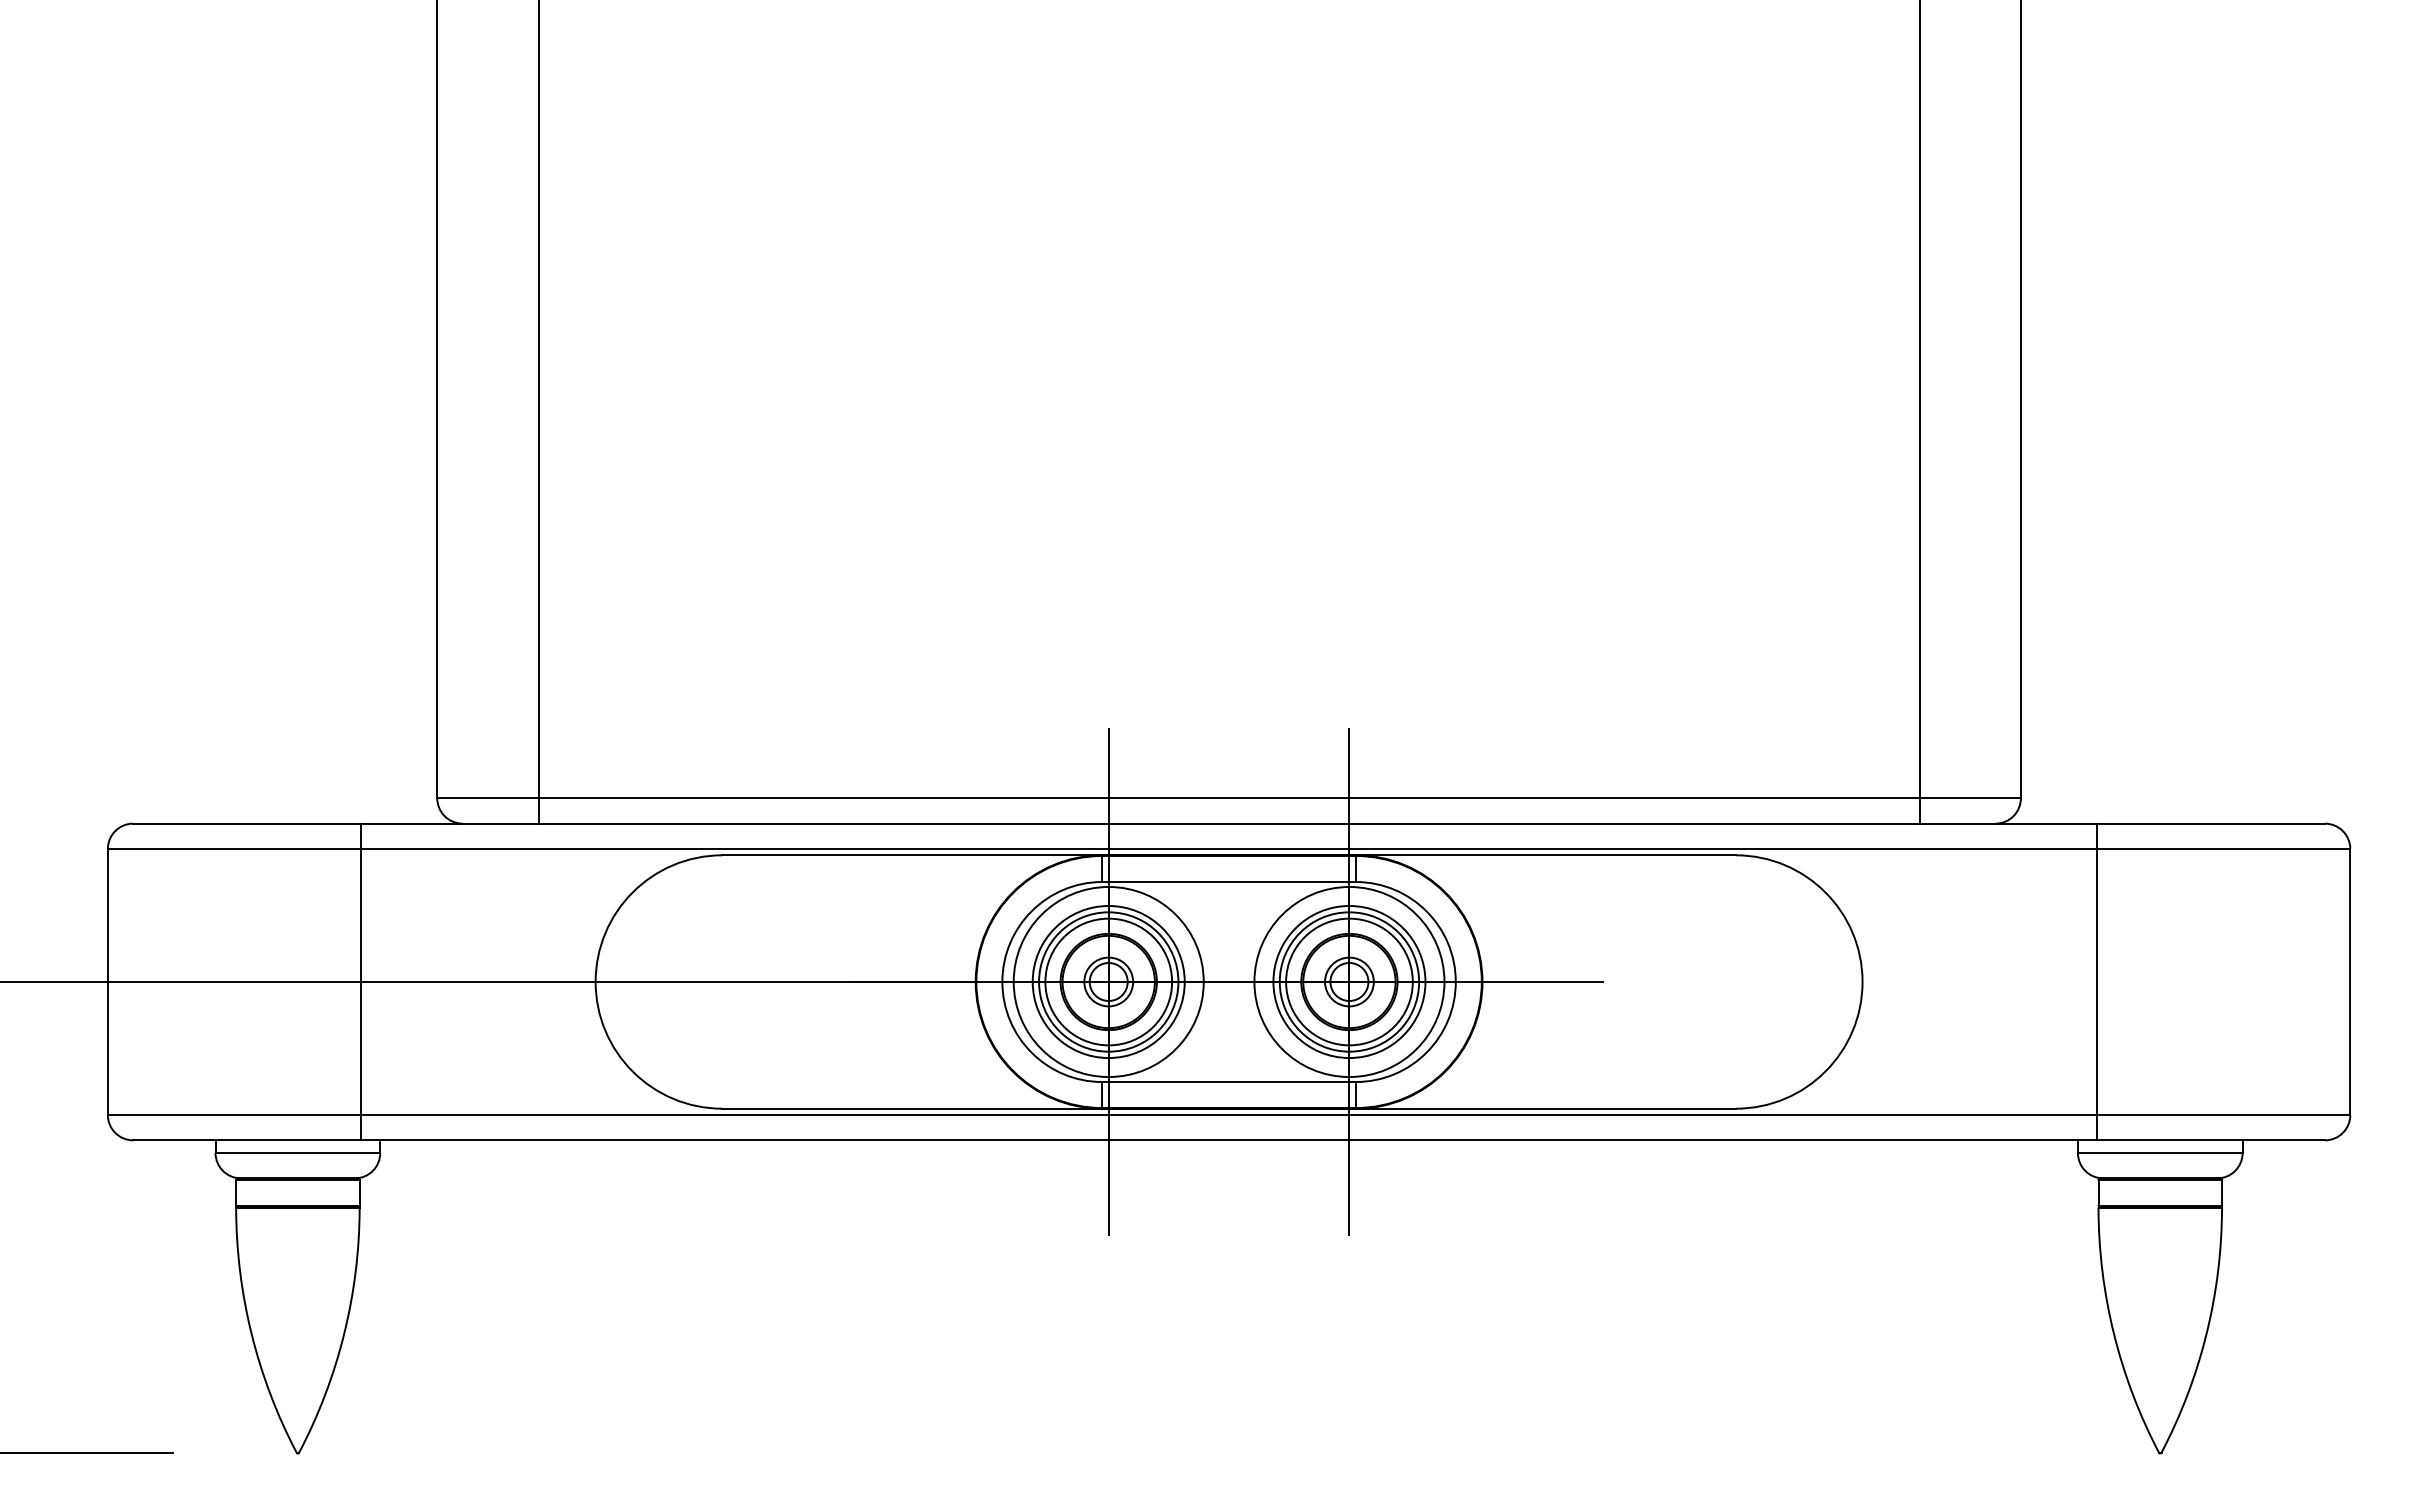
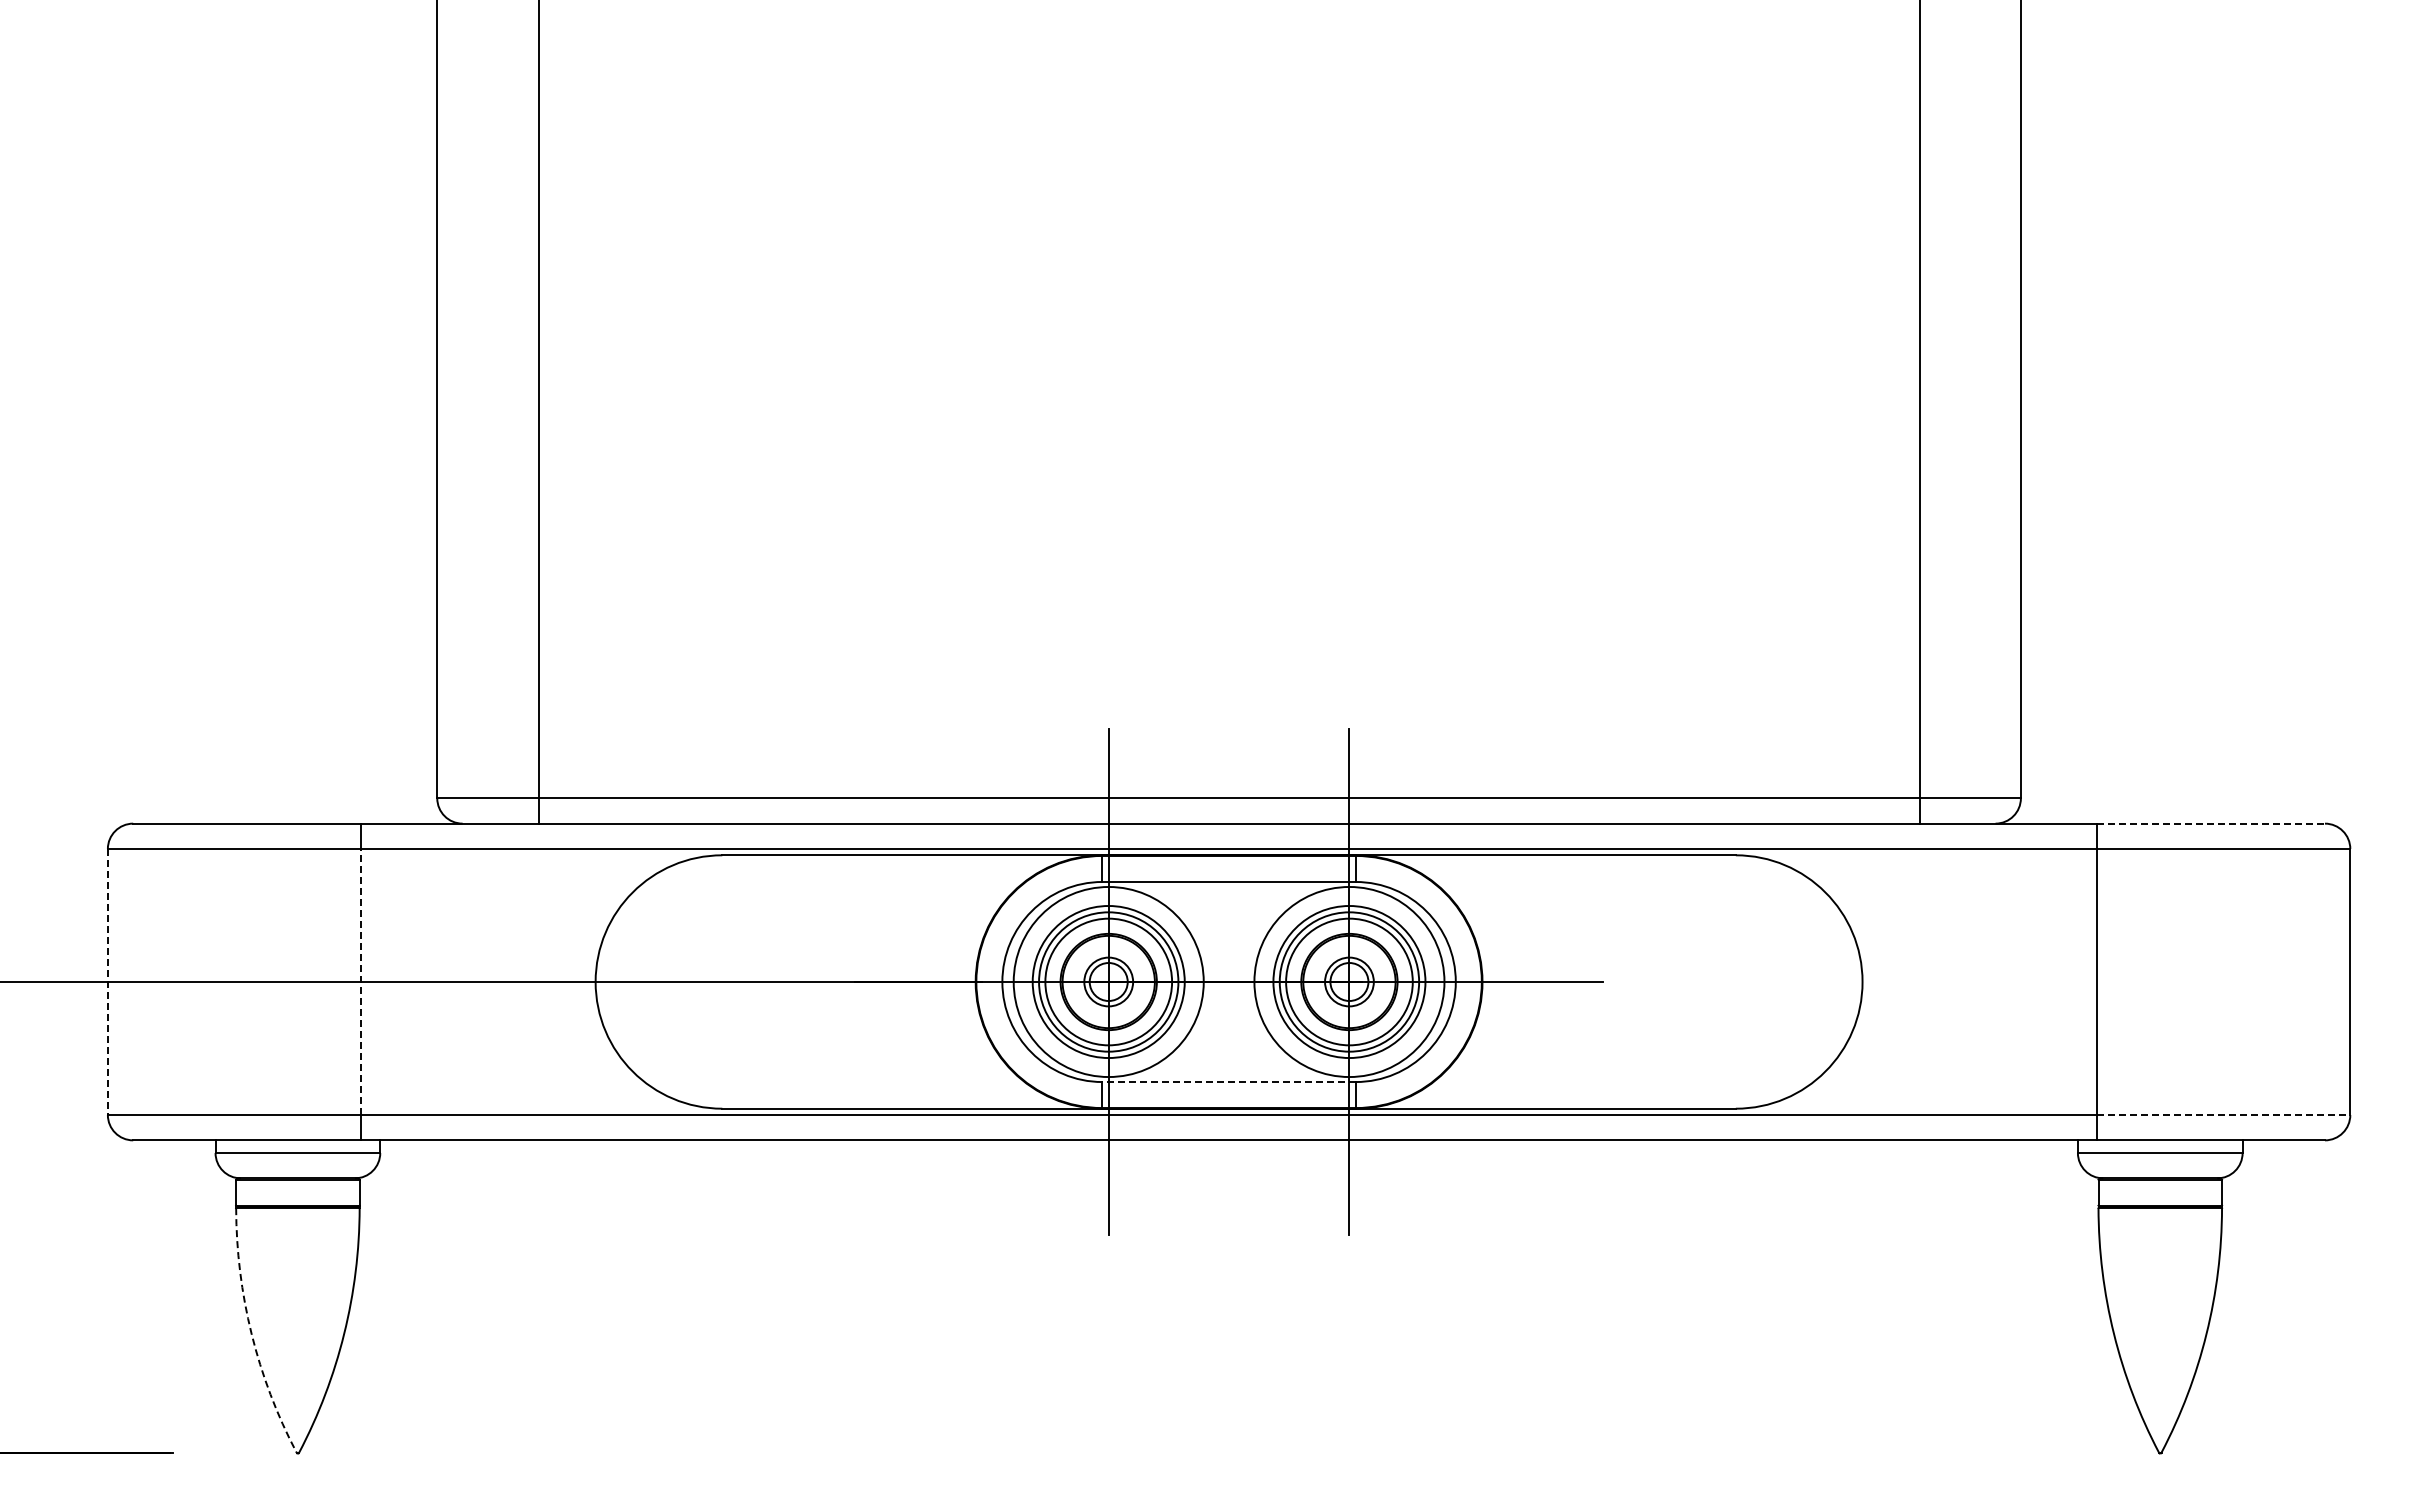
line: solid -> dashed (2211, 823)
line: solid -> dashed (361, 981)
line: solid -> dashed (107, 982)
line: solid -> dashed (1229, 1082)
line: solid -> dashed (2223, 1115)
arc: solid -> dashed (251, 1334)
